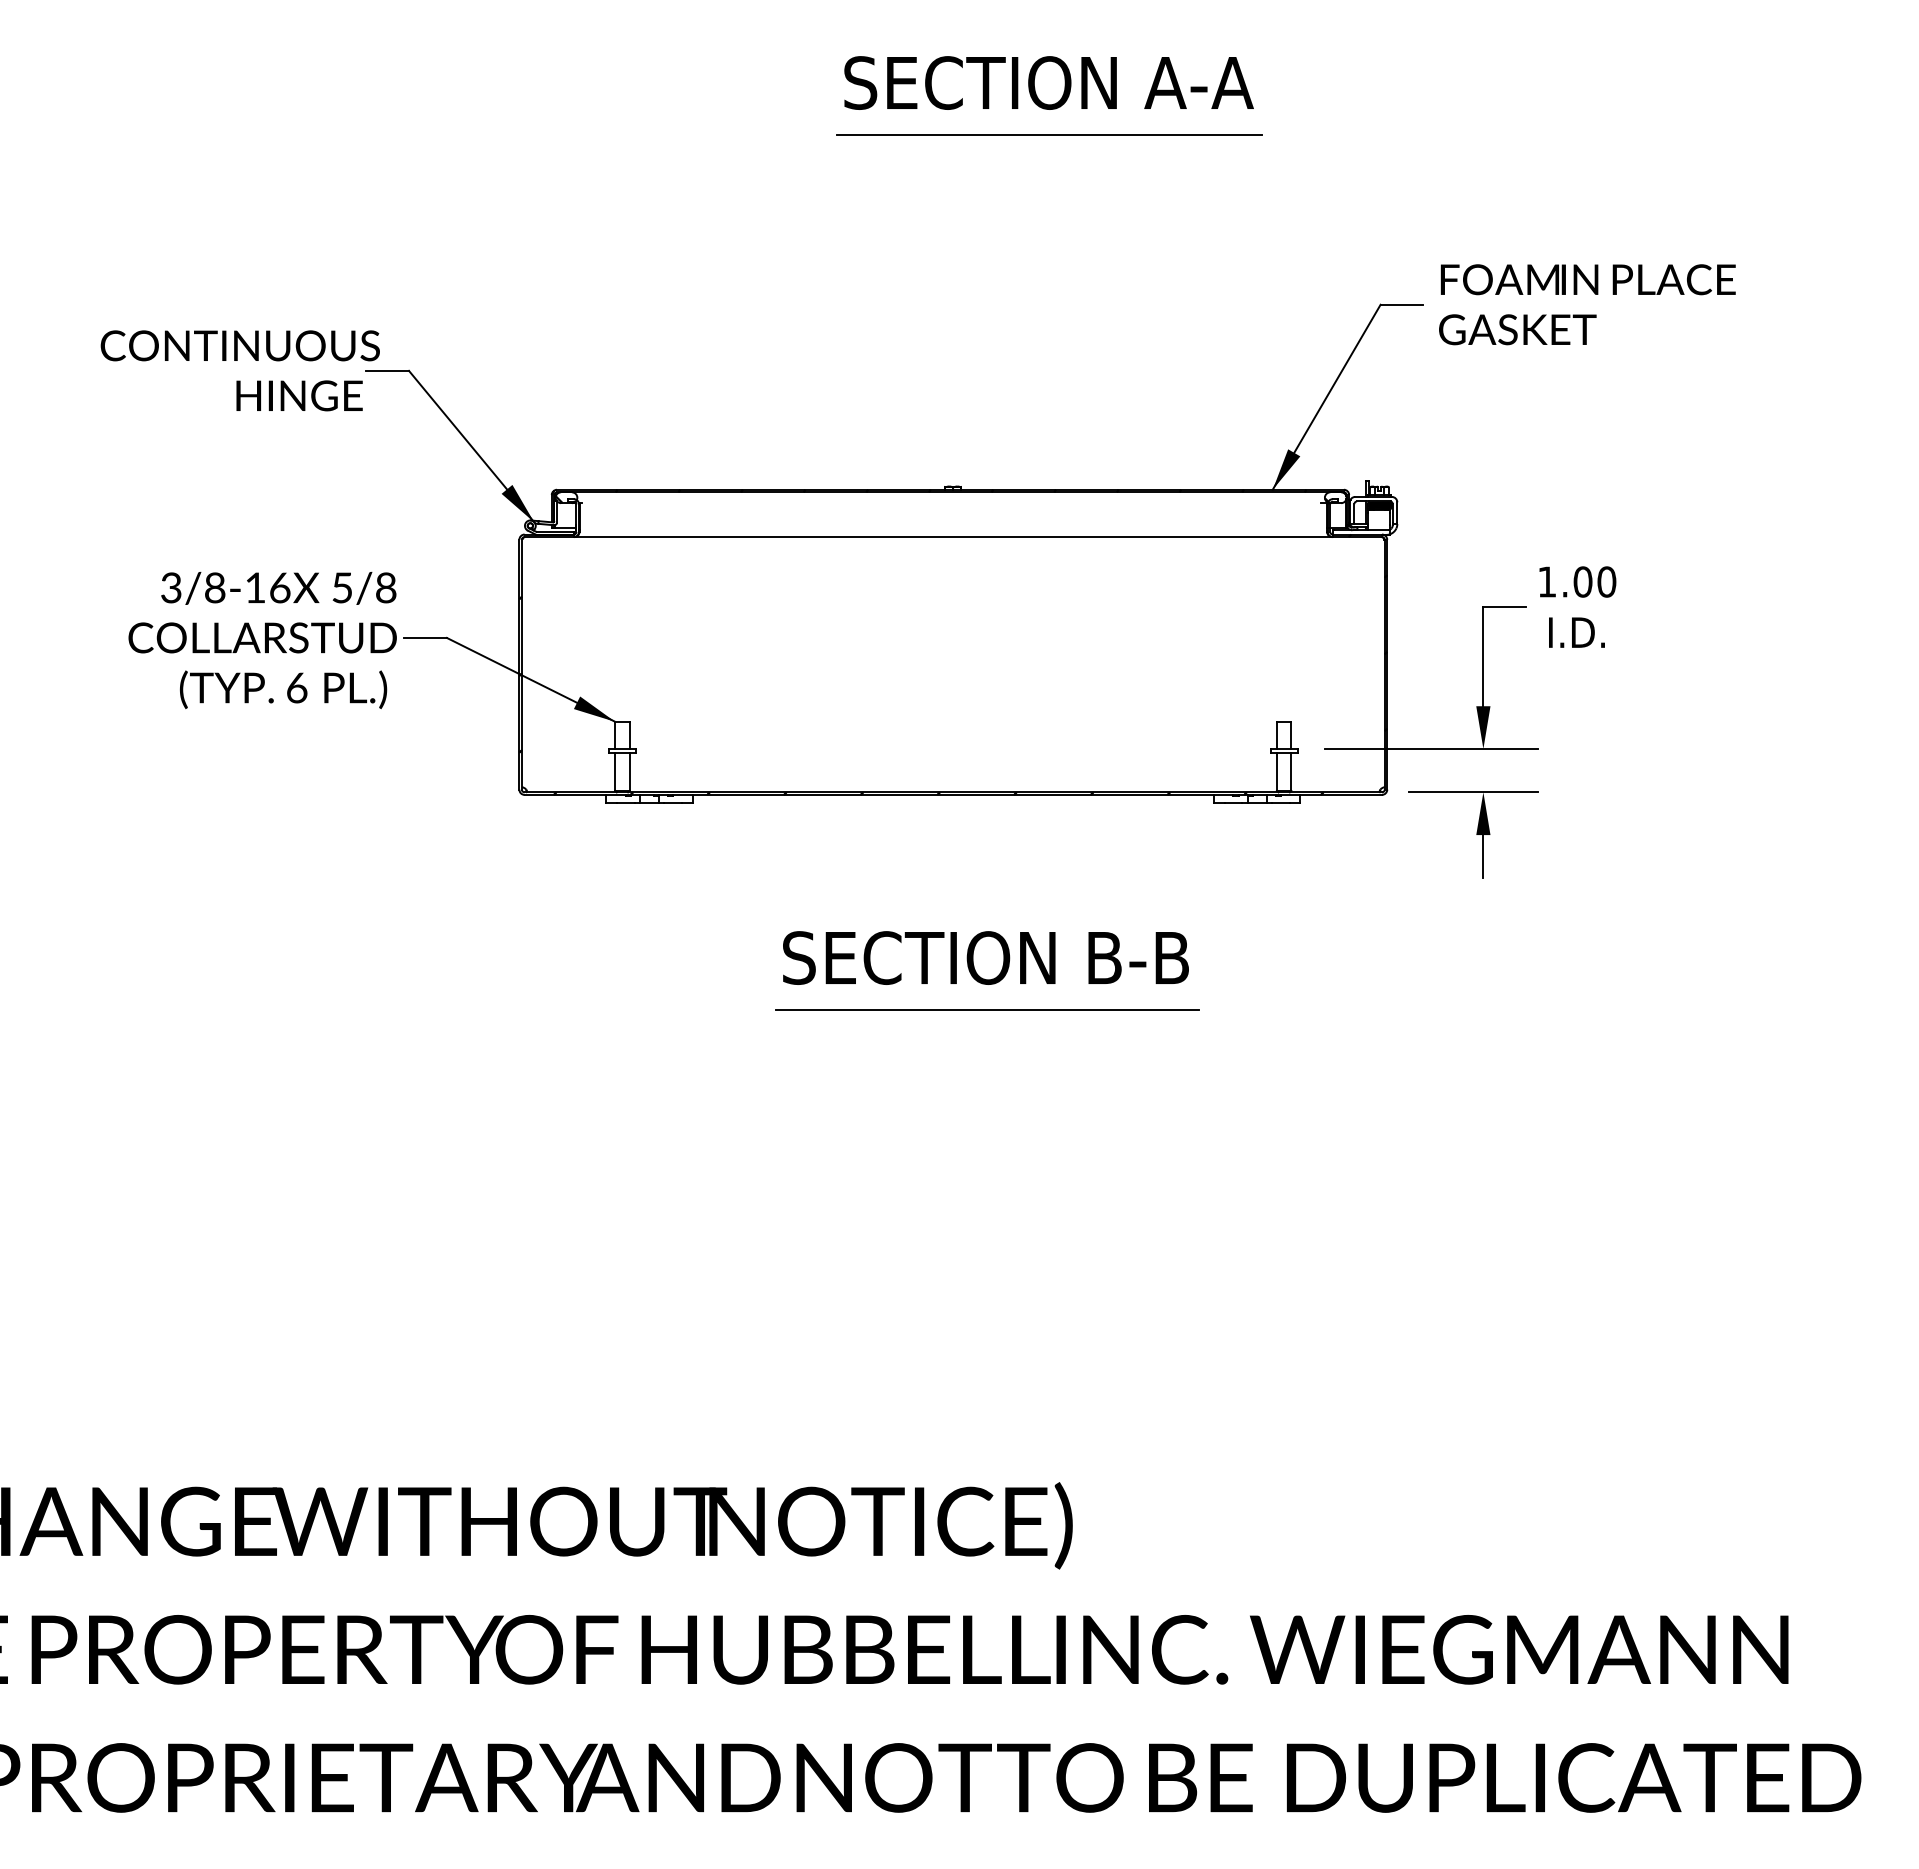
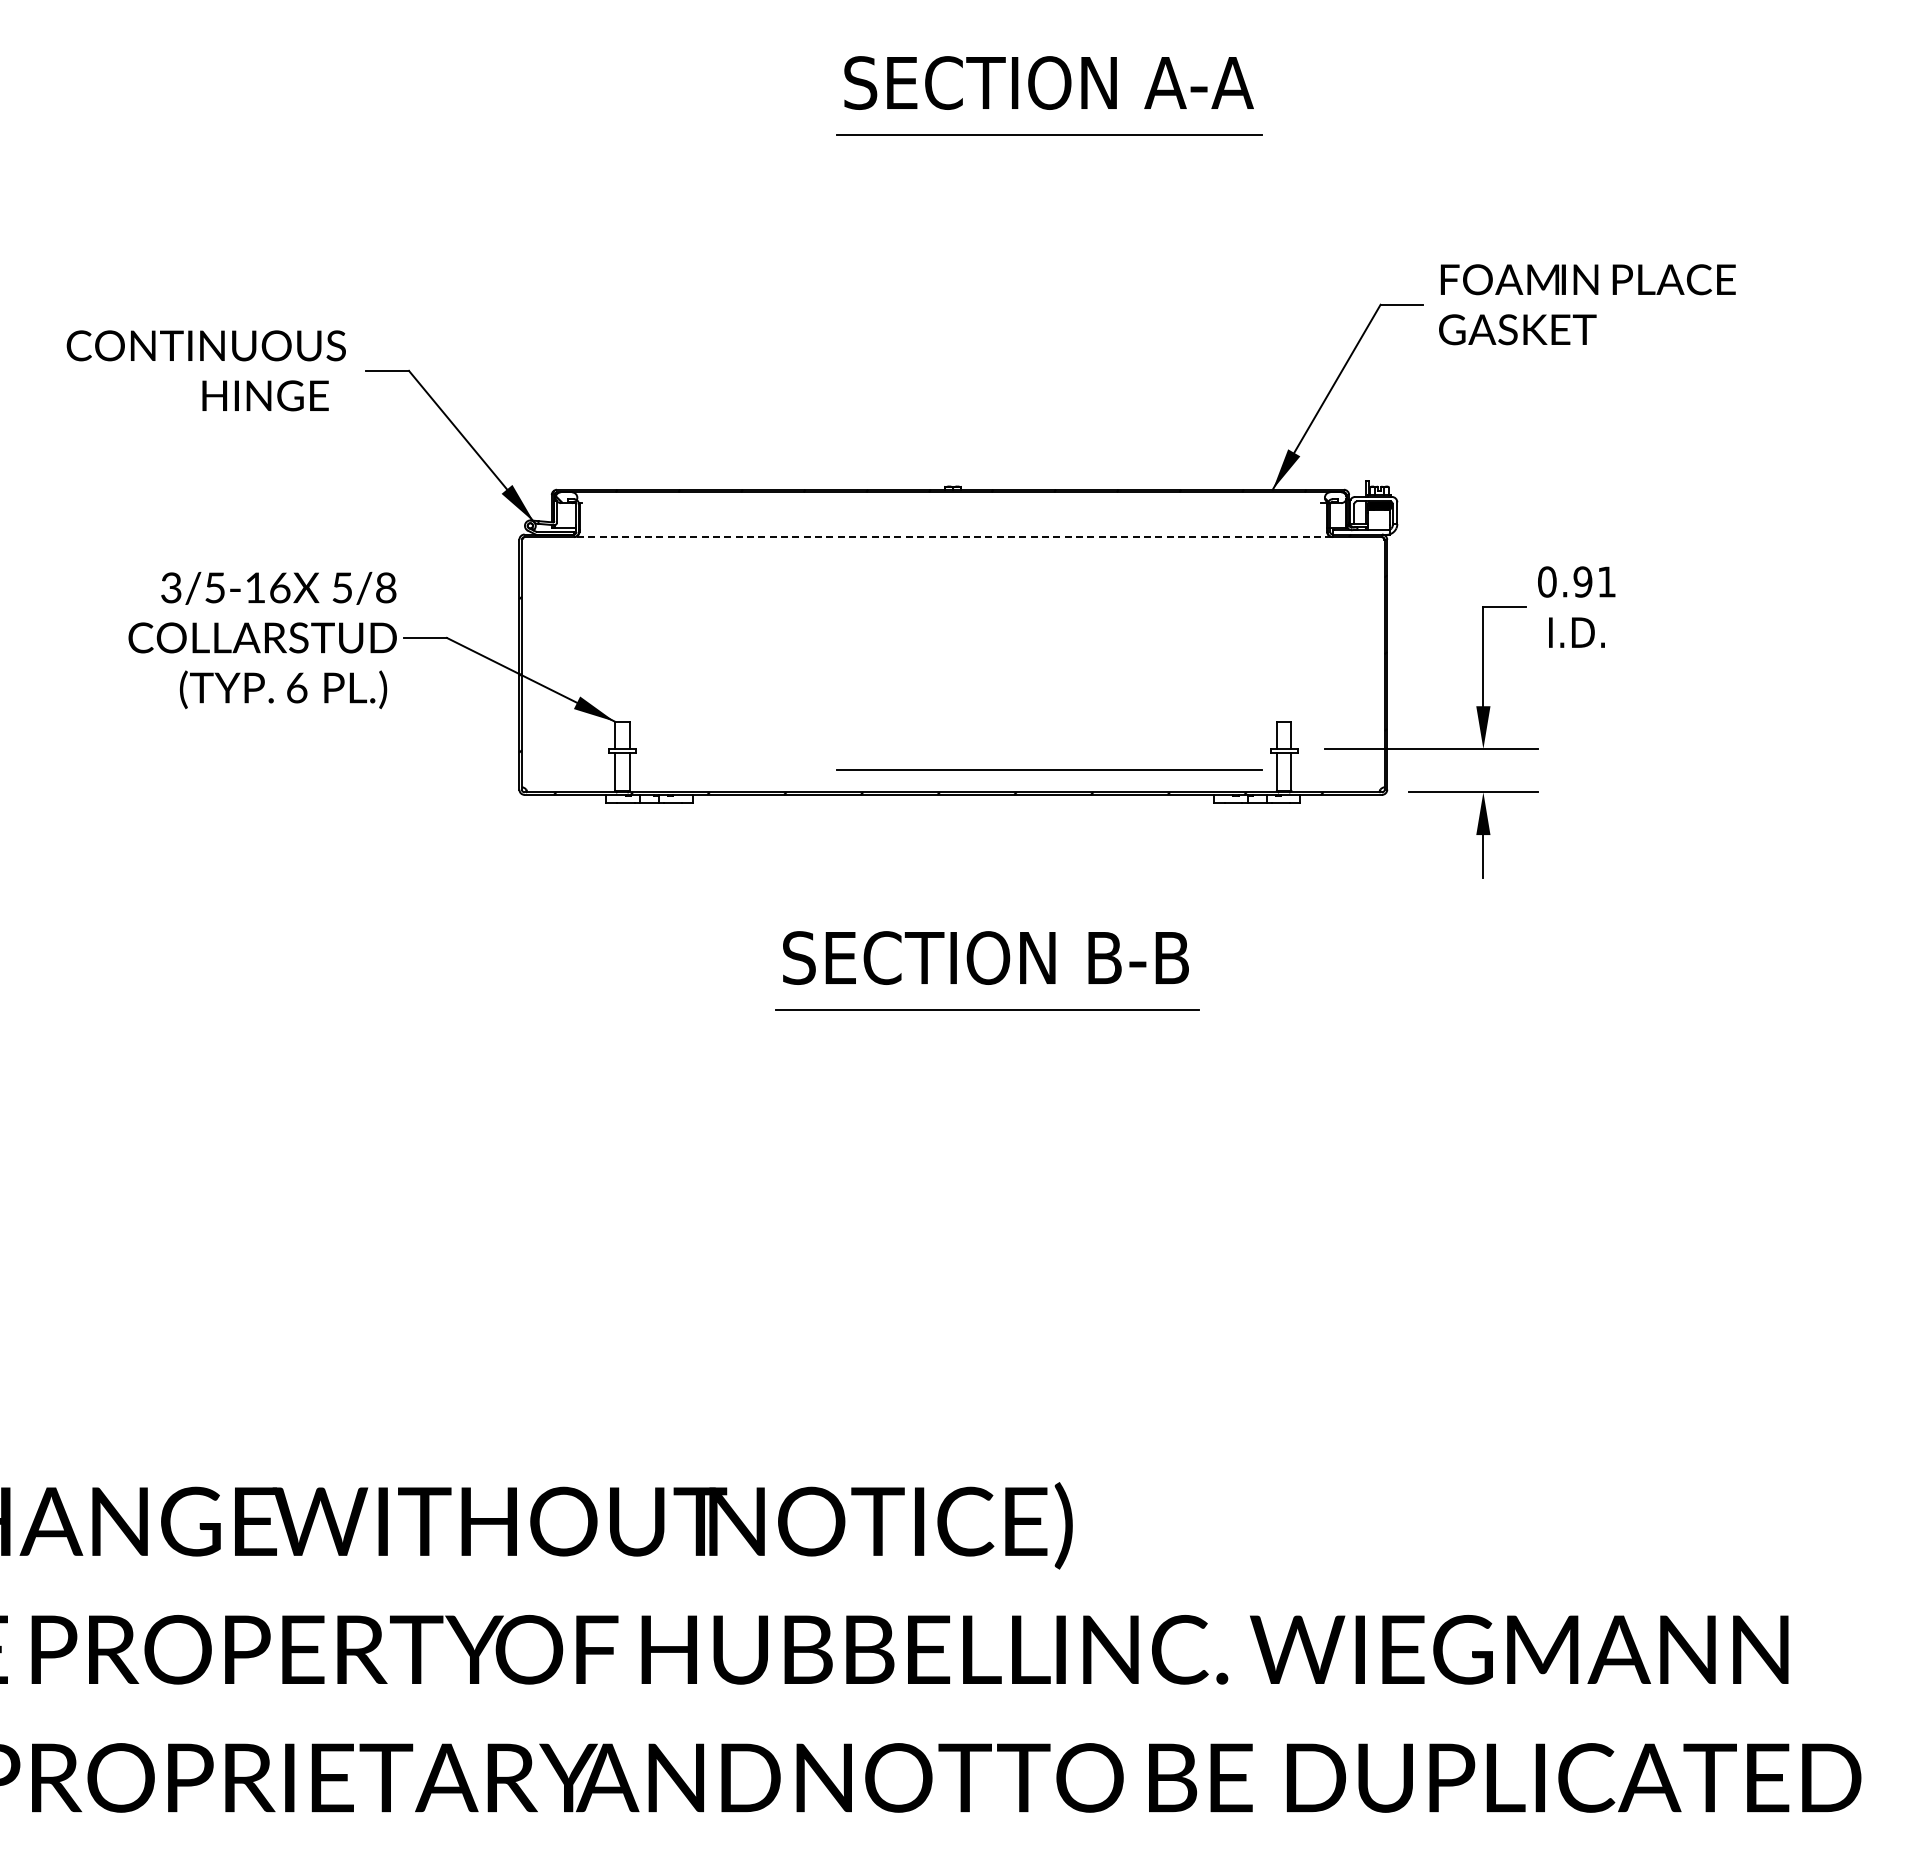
text position: (239, 370) -> (205, 370) (205, 370)
line: solid -> dashed (952, 537)
text: 1.00 -> 0.91 (1577, 581)
text: 3/8-16 -> 3/5-16 (215, 587)
hatch: present -> none (953, 664)
line: none -> present (1049, 769)
